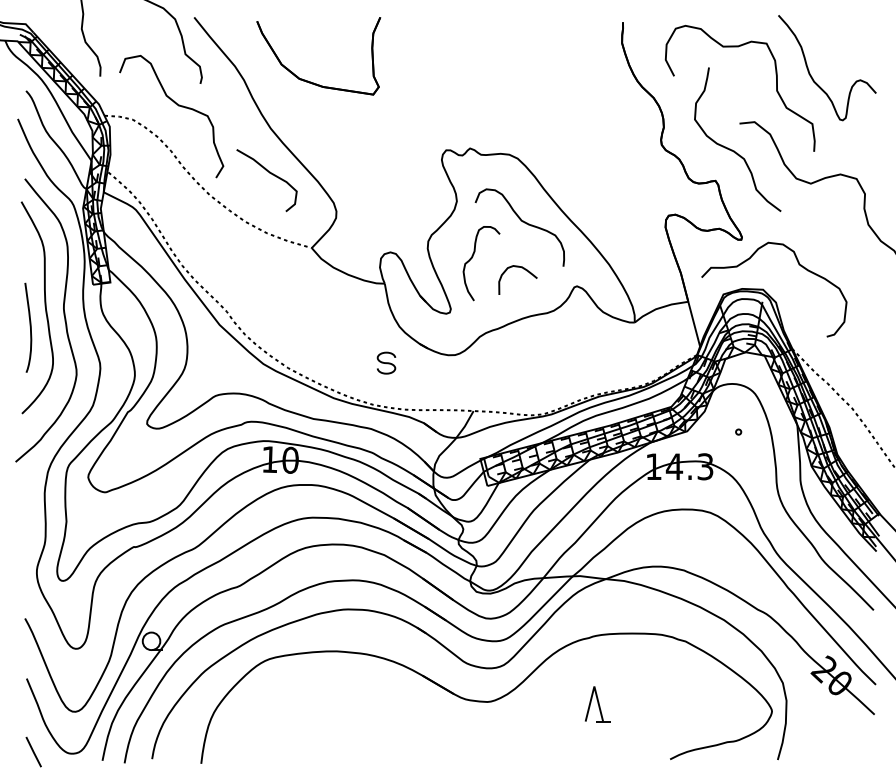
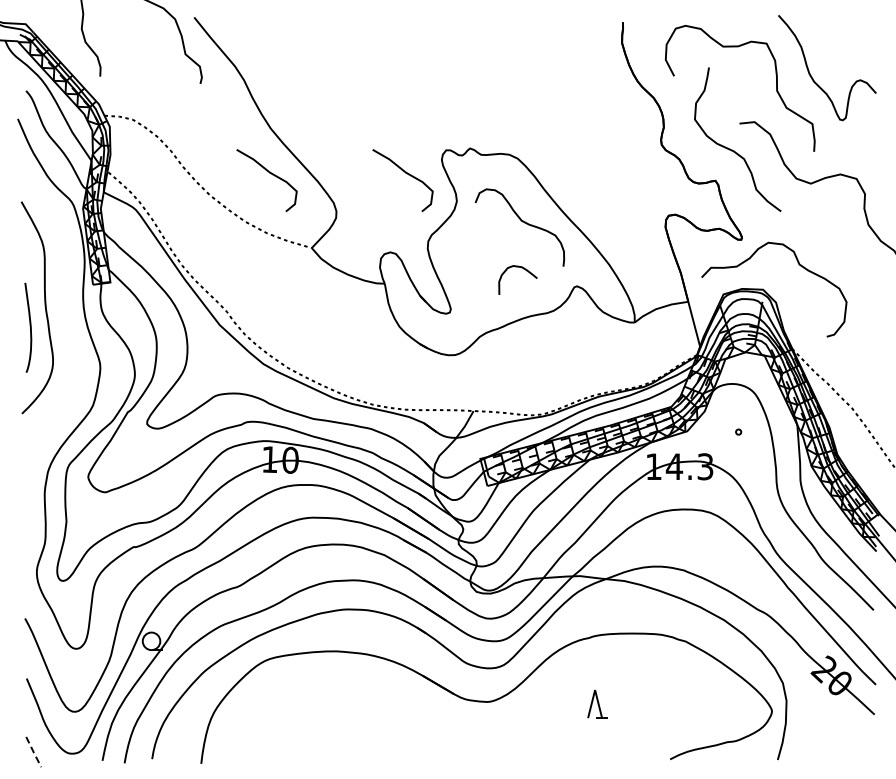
part: present -> none (308, 80)
curve: present -> none (178, 106)
curve: none -> present (405, 173)
curve: present -> none (472, 258)
curve: present -> none (63, 315)
part: present -> none (386, 362)
part size: 26x37 px -> 21x30 px (597, 703)
line: solid -> dashed (33, 752)
